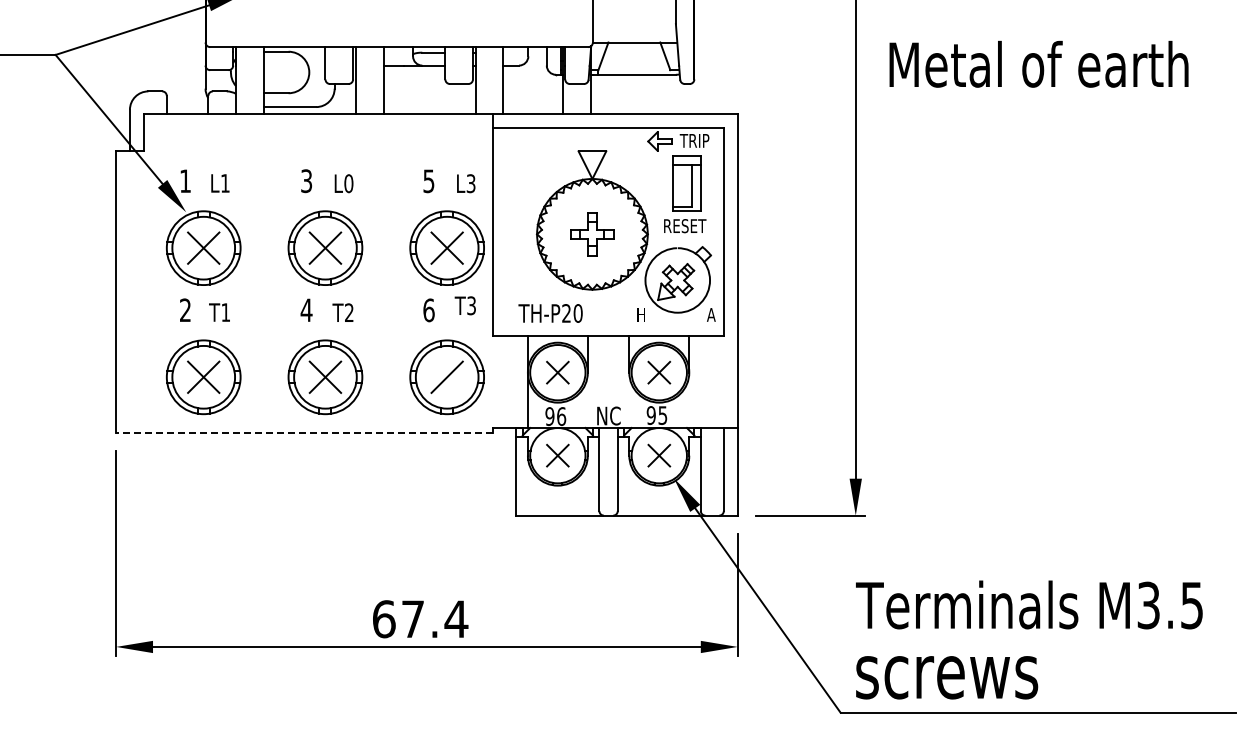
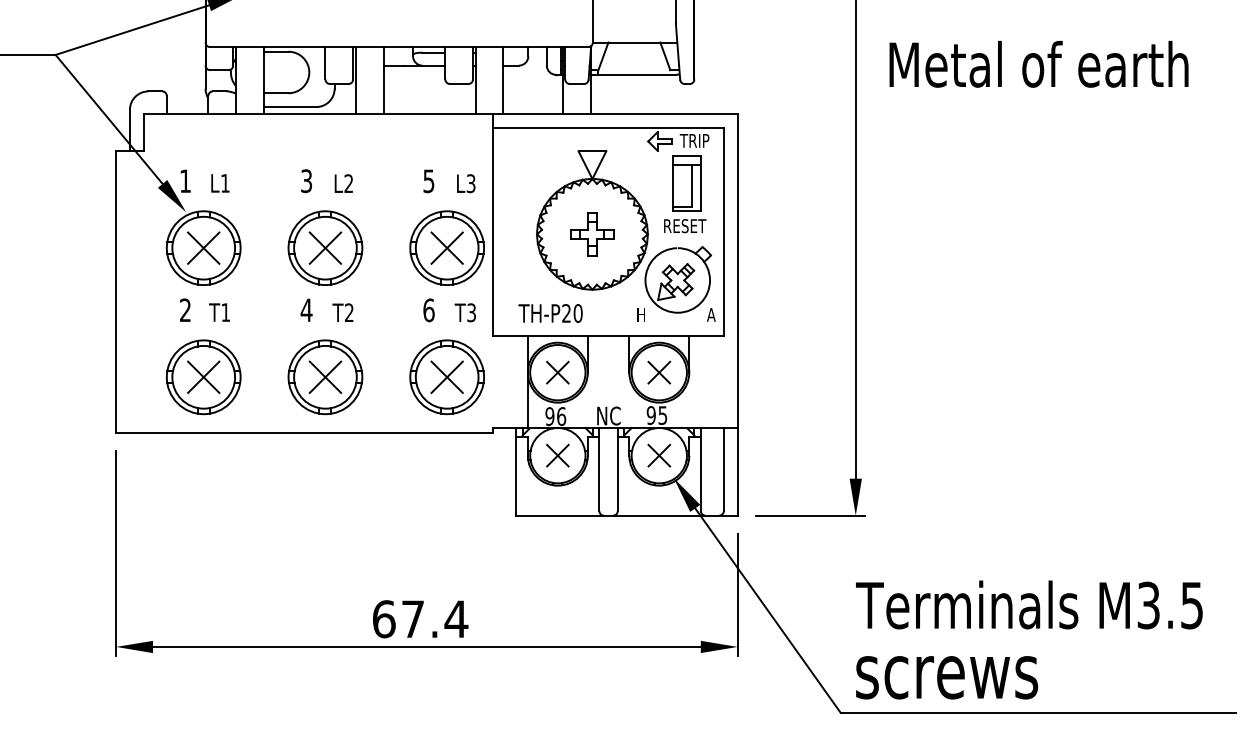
text: L0 -> L2 (348, 183)
text position: (464, 305) -> (464, 312) (464, 312)
line: none -> present (446, 376)
line: dashed -> solid (304, 432)
